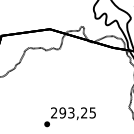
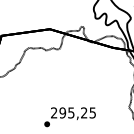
text: 293,25 -> 295,25 (71, 112)
